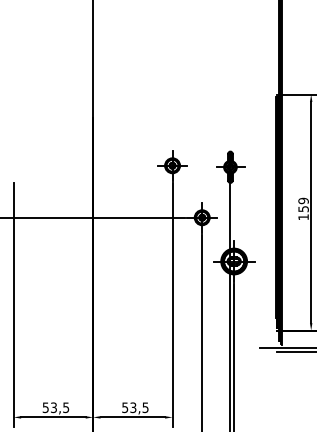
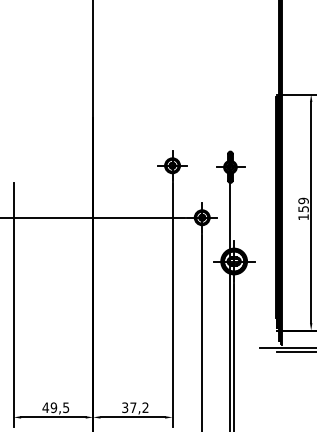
text: 53,5 -> 49,5 (49, 407)
text: 53,5 -> 37,2 (135, 407)
